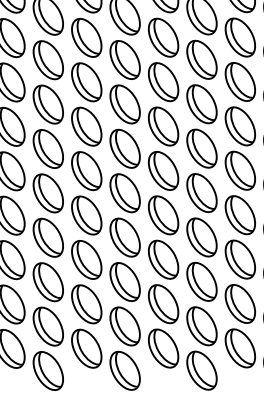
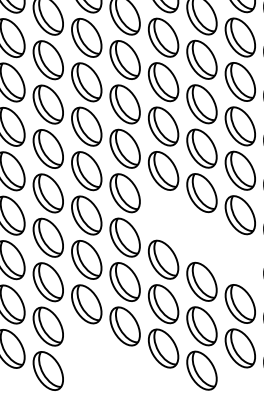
part: present -> none (201, 237)
part: present -> none (105, 359)
